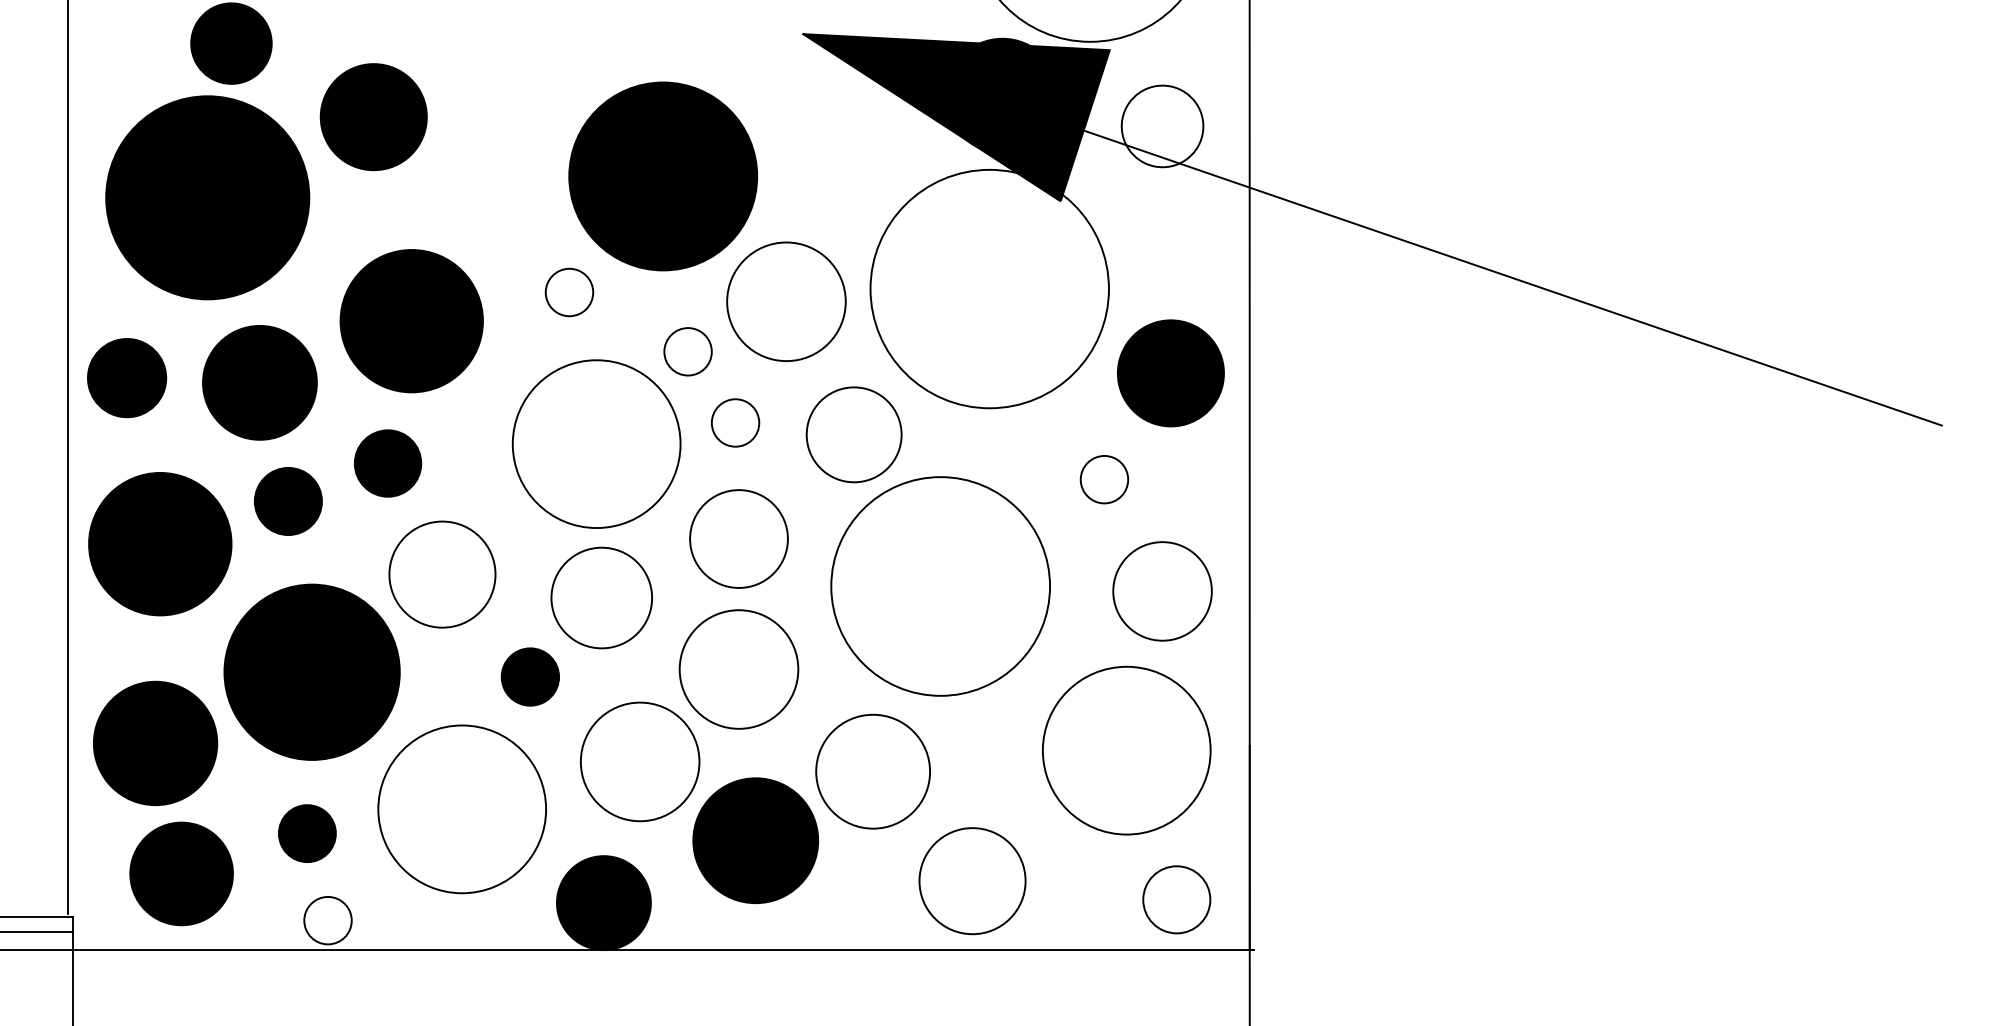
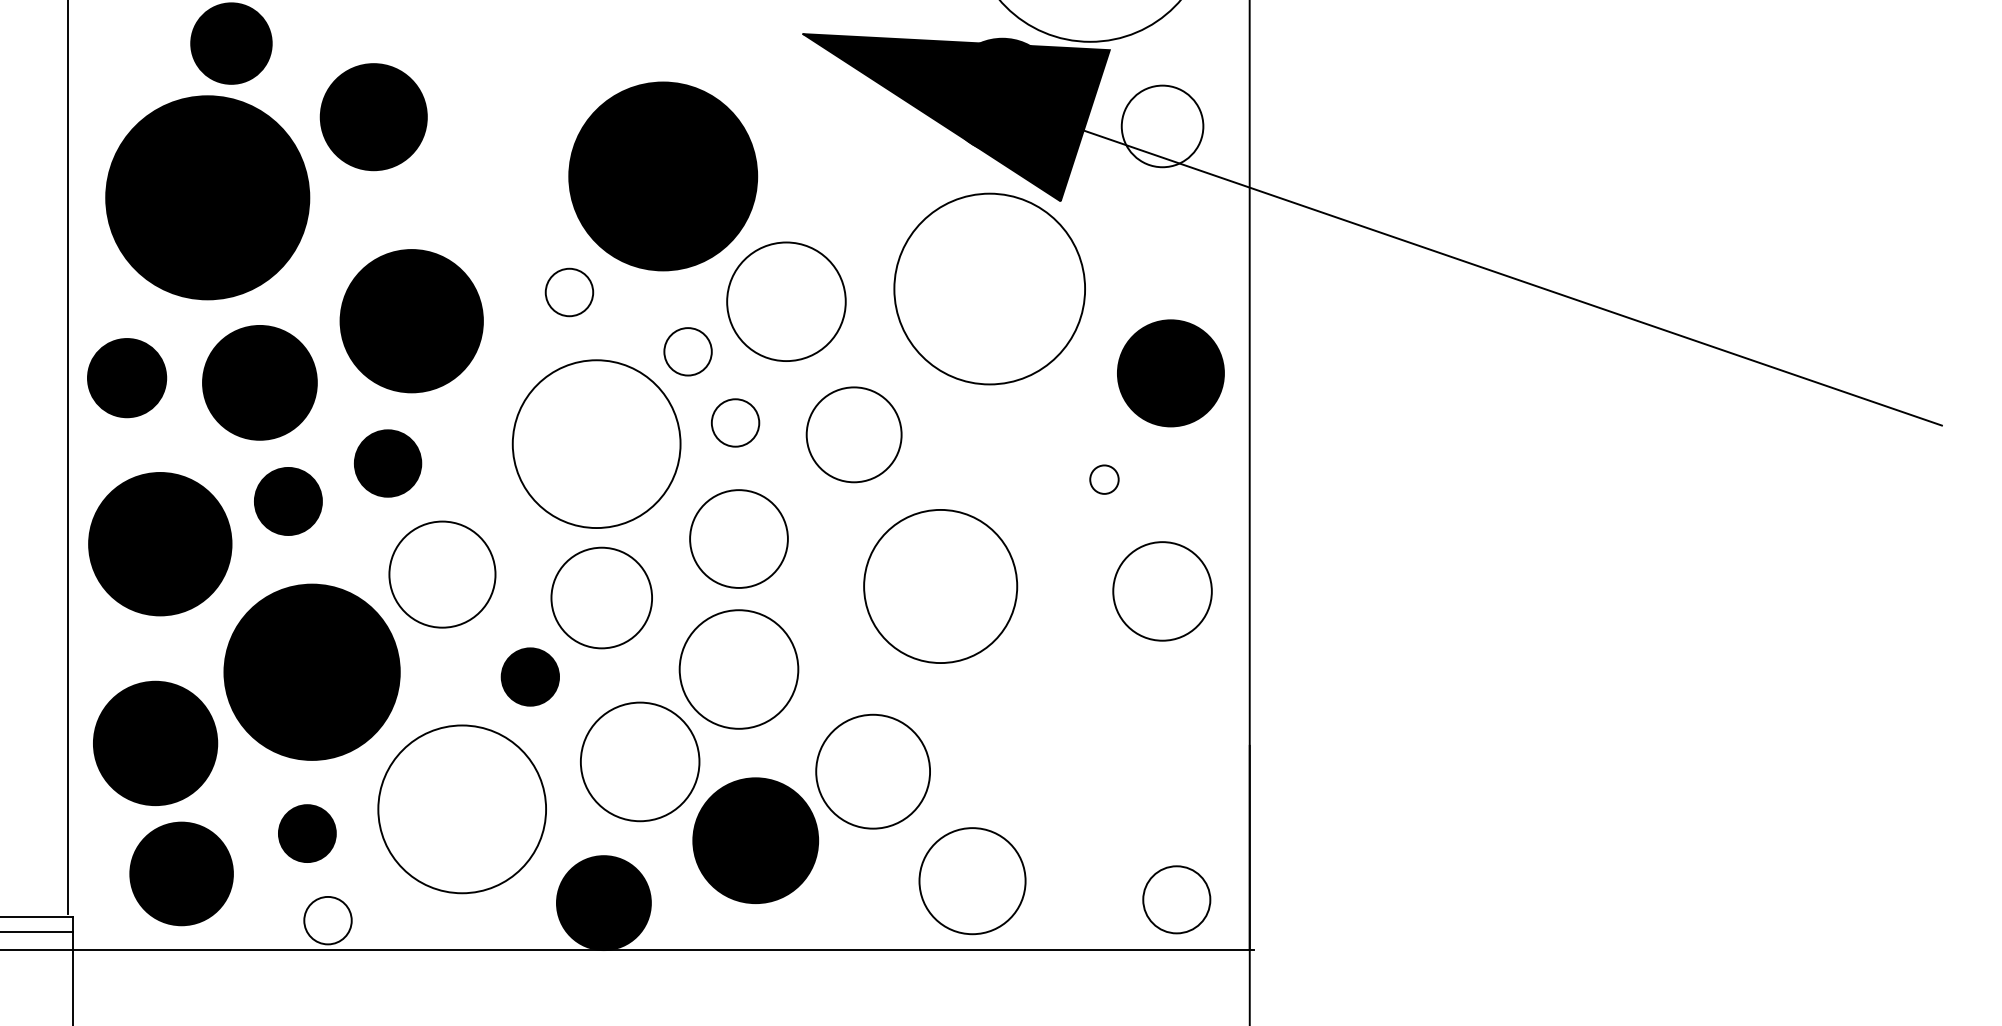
circle diameter: 238 px -> 191 px (989, 288)
circle diameter: 47 px -> 28 px (1104, 479)
circle diameter: 219 px -> 153 px (940, 586)
circle: present -> none (1126, 750)
